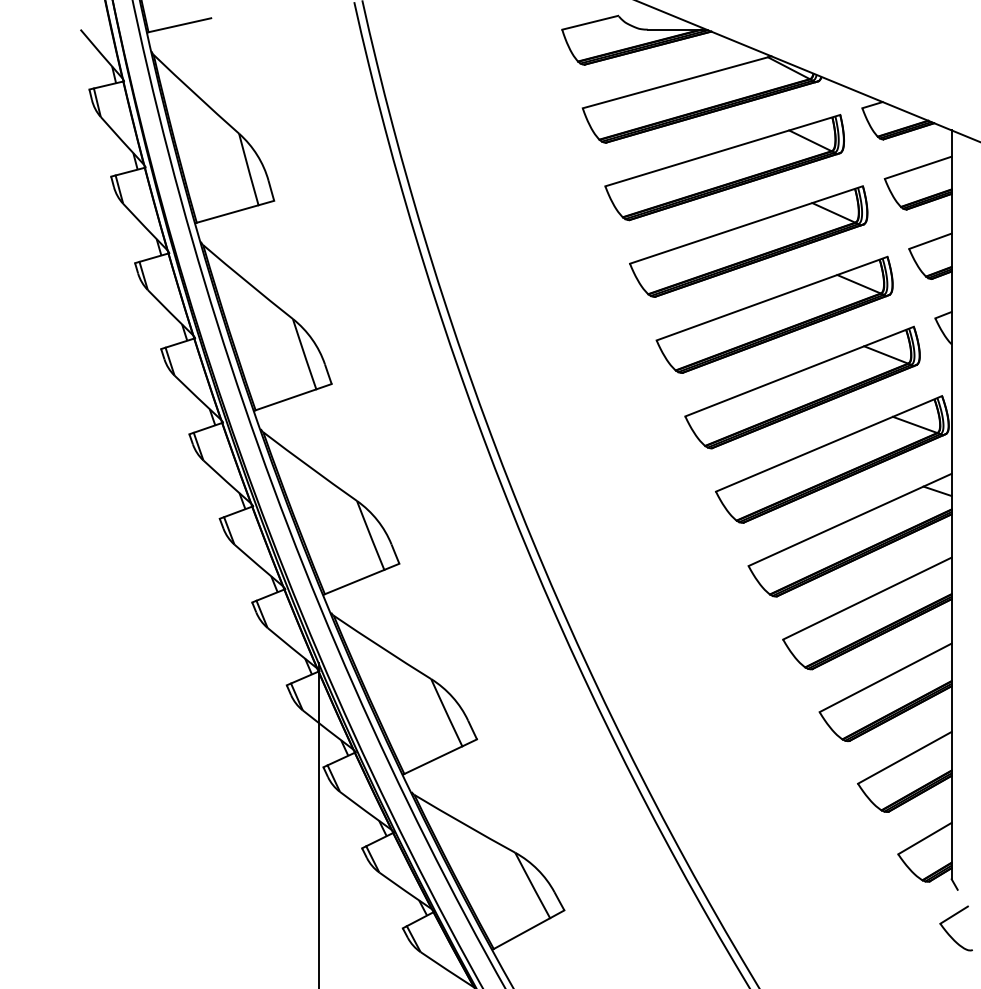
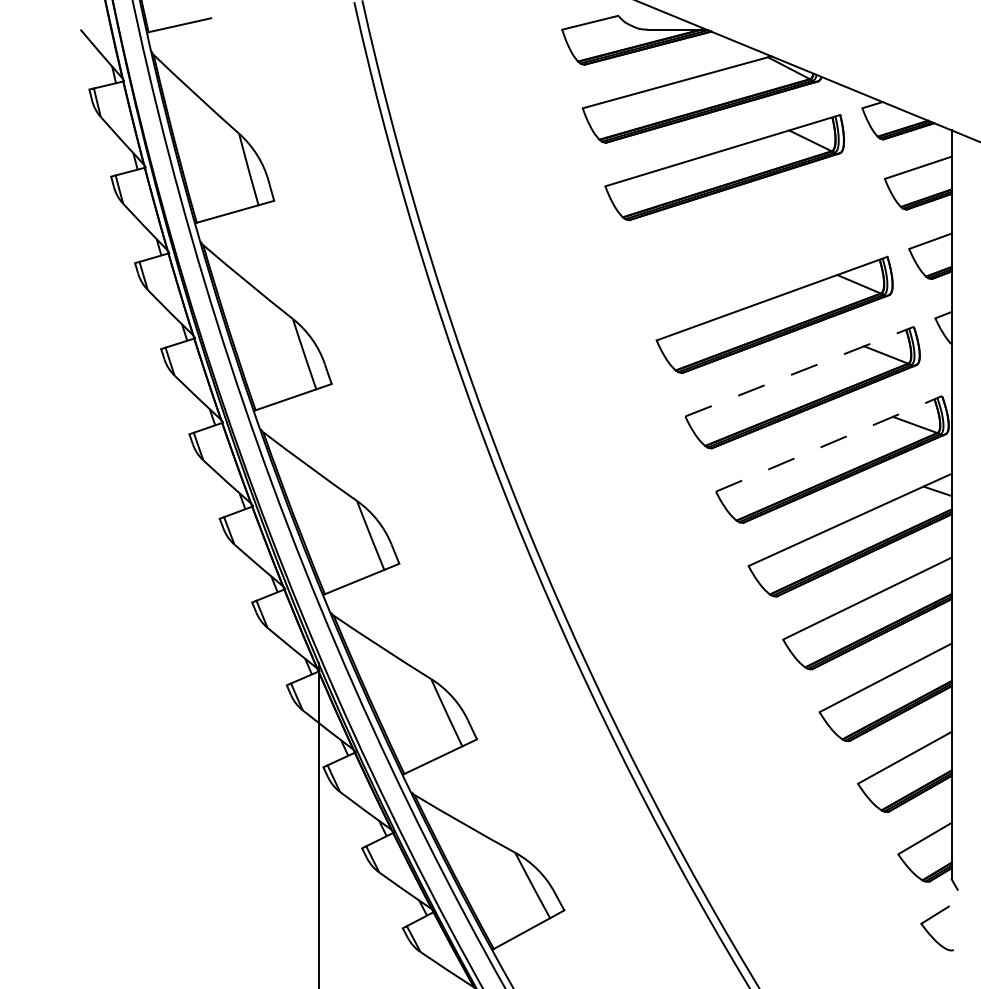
part: present -> none (748, 241)
line: solid -> dashed (799, 371)
line: solid -> dashed (829, 443)
part position: (949, 933) -> (930, 933) (930, 933)
